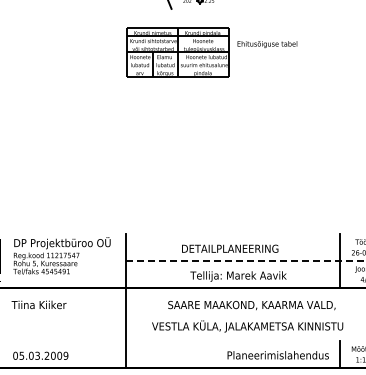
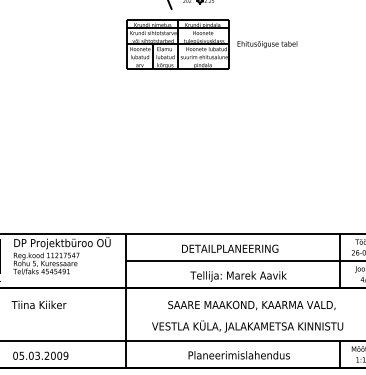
part position: (177, 52) -> (177, 44) (177, 44)
line: none -> present (182, 234)
line: dashed -> solid (245, 260)
line: none -> present (182, 341)
text position: (277, 355) -> (238, 355) (238, 355)
